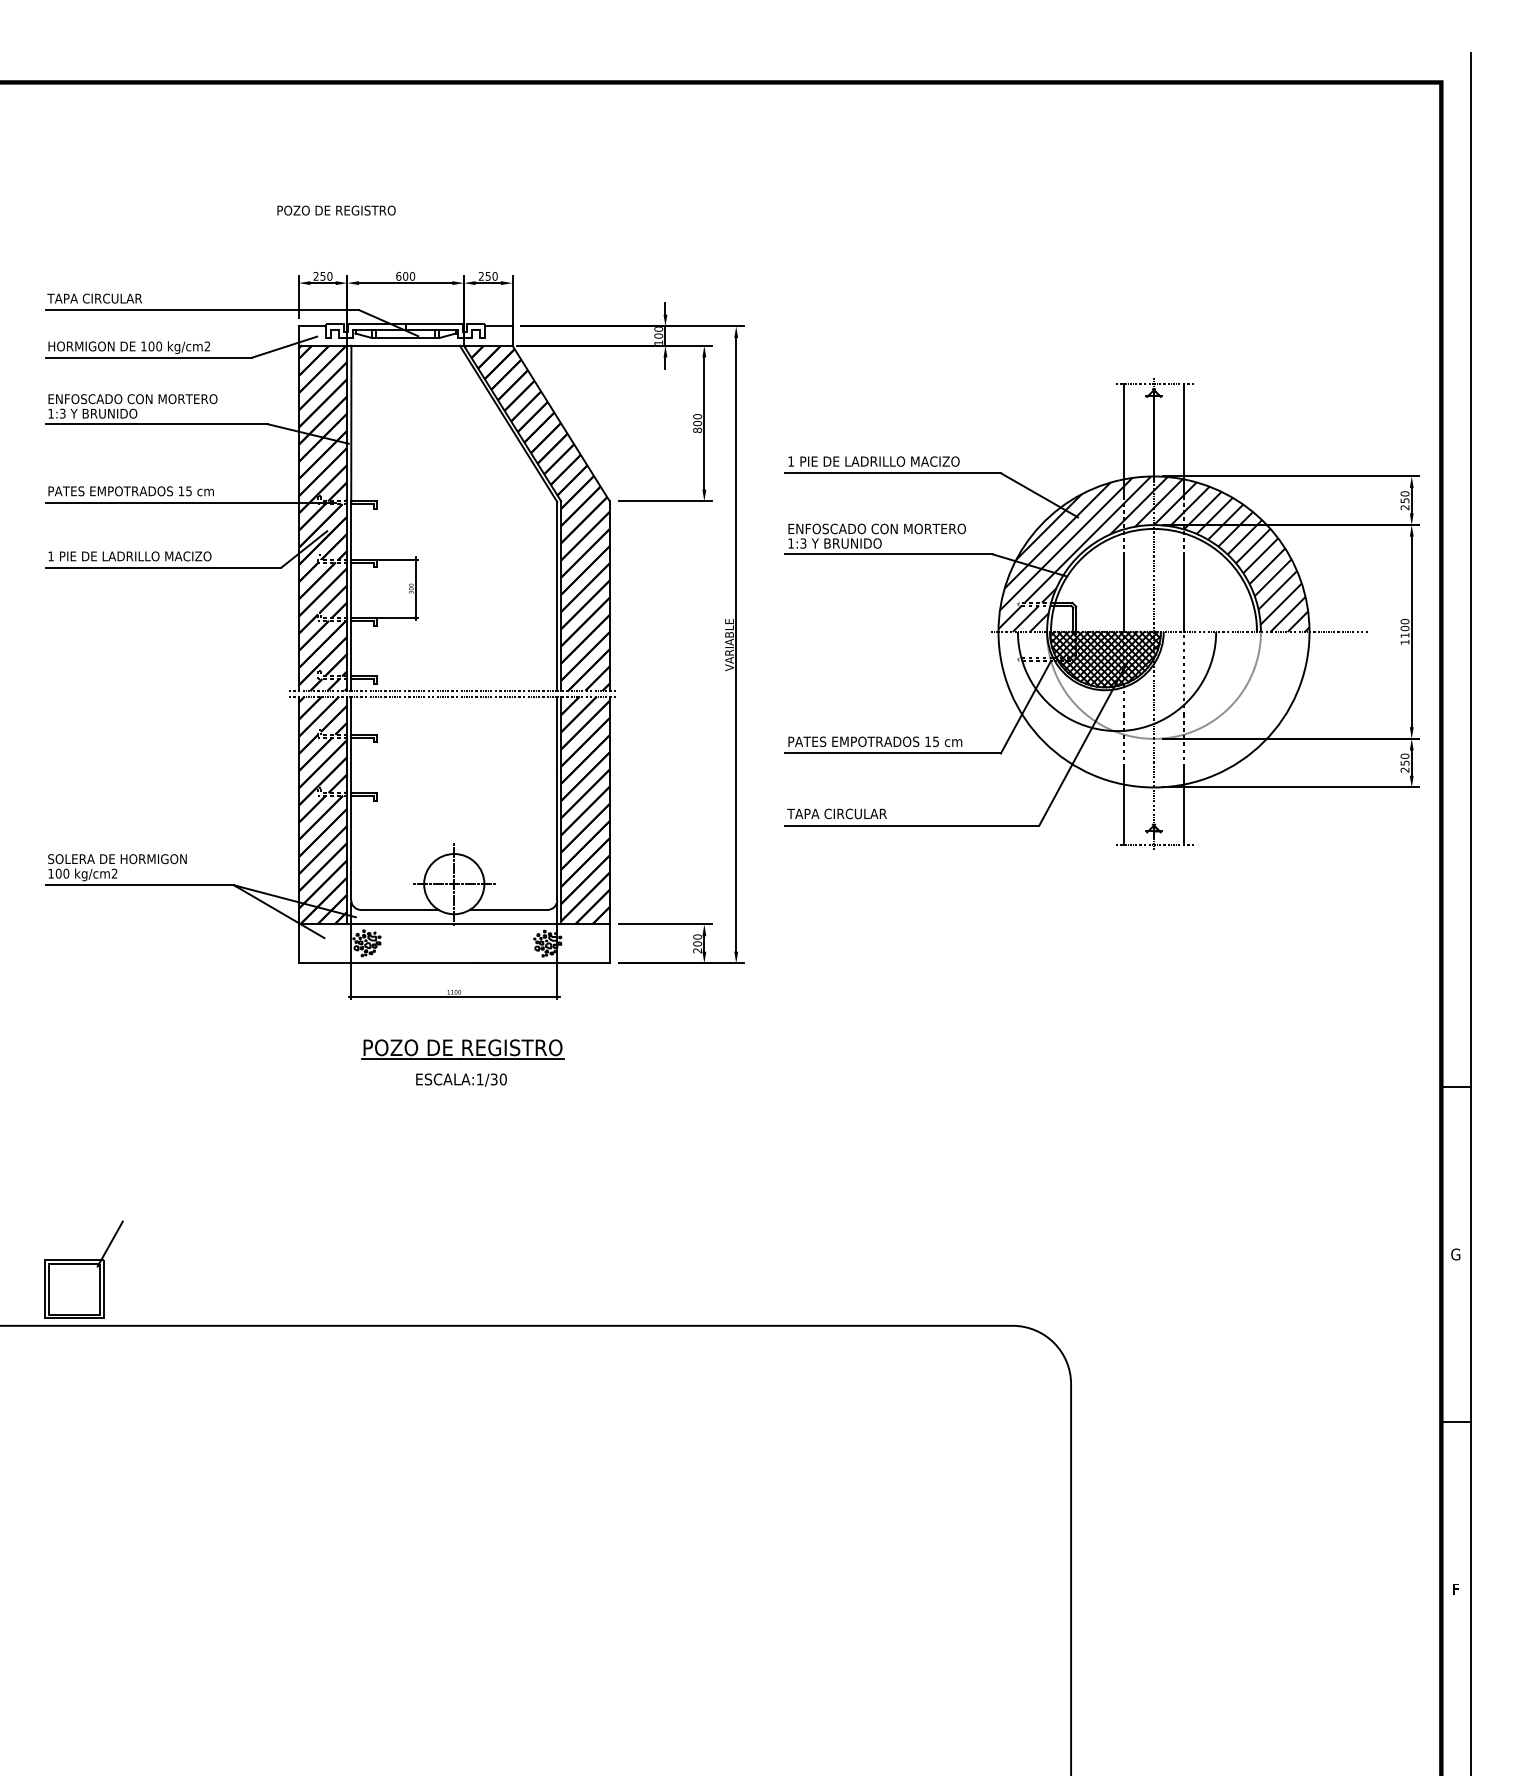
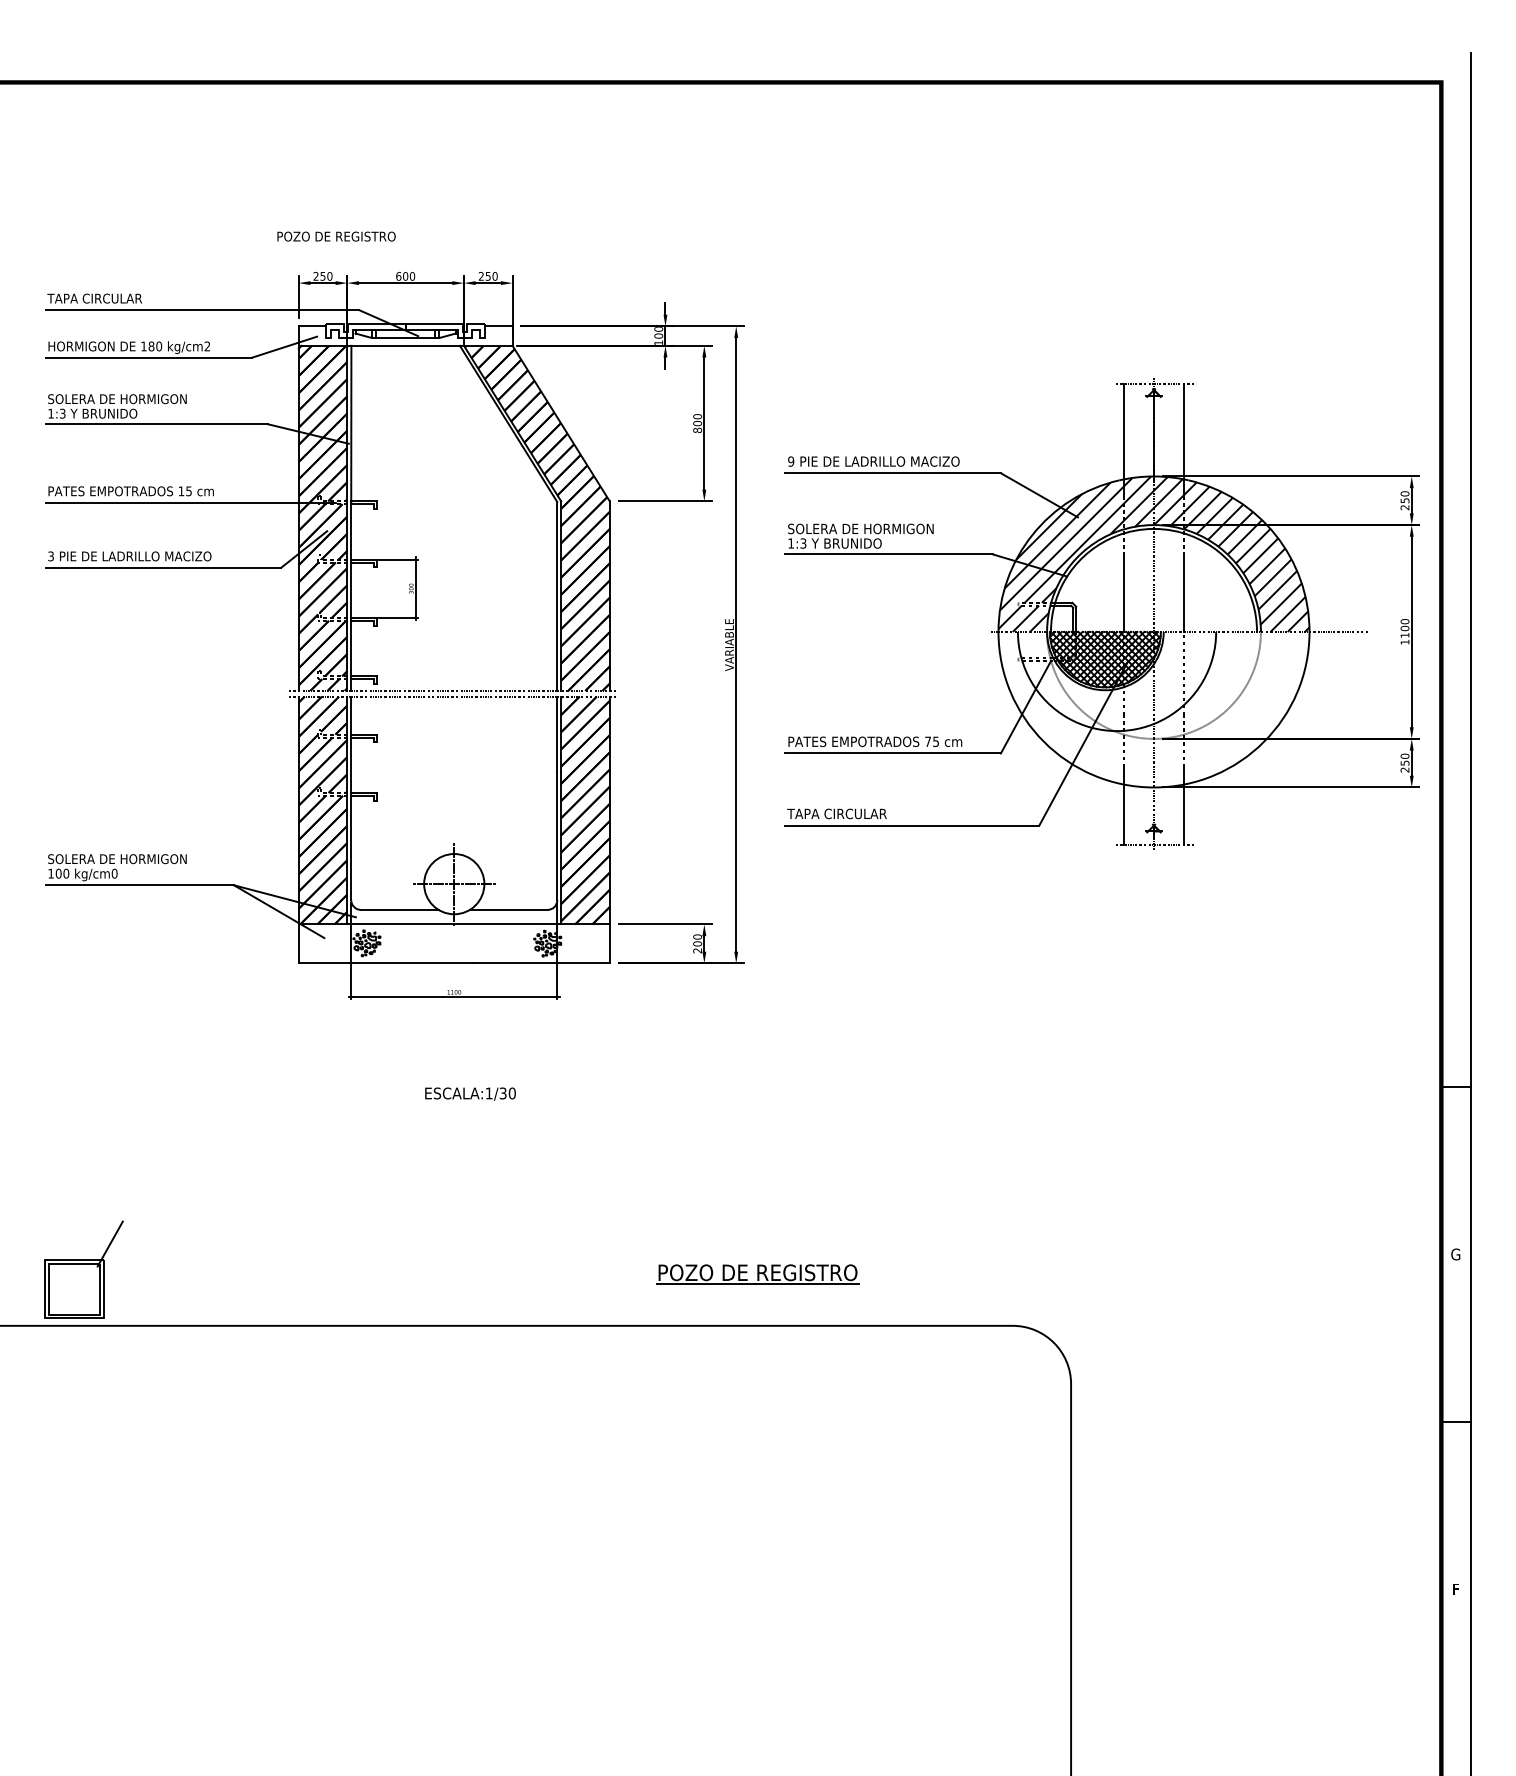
text position: (336, 210) -> (336, 236) (336, 236)
text: 100 -> 180 (151, 346)
text: ENFOSCADO CON MORTERO -> SOLERA DE HORMIGON (132, 399)
text: 1 -> 9 (791, 461)
text: ENFOSCADO CON MORTERO -> SOLERA DE HORMIGON (876, 528)
text: 1 -> 3 (50, 556)
text: 15 -> 75 (927, 741)
text: kg/cm2 -> kg/cm0 (114, 873)
part position: (462, 1049) -> (757, 1274) (757, 1274)
text position: (461, 1079) -> (470, 1093) (470, 1093)
